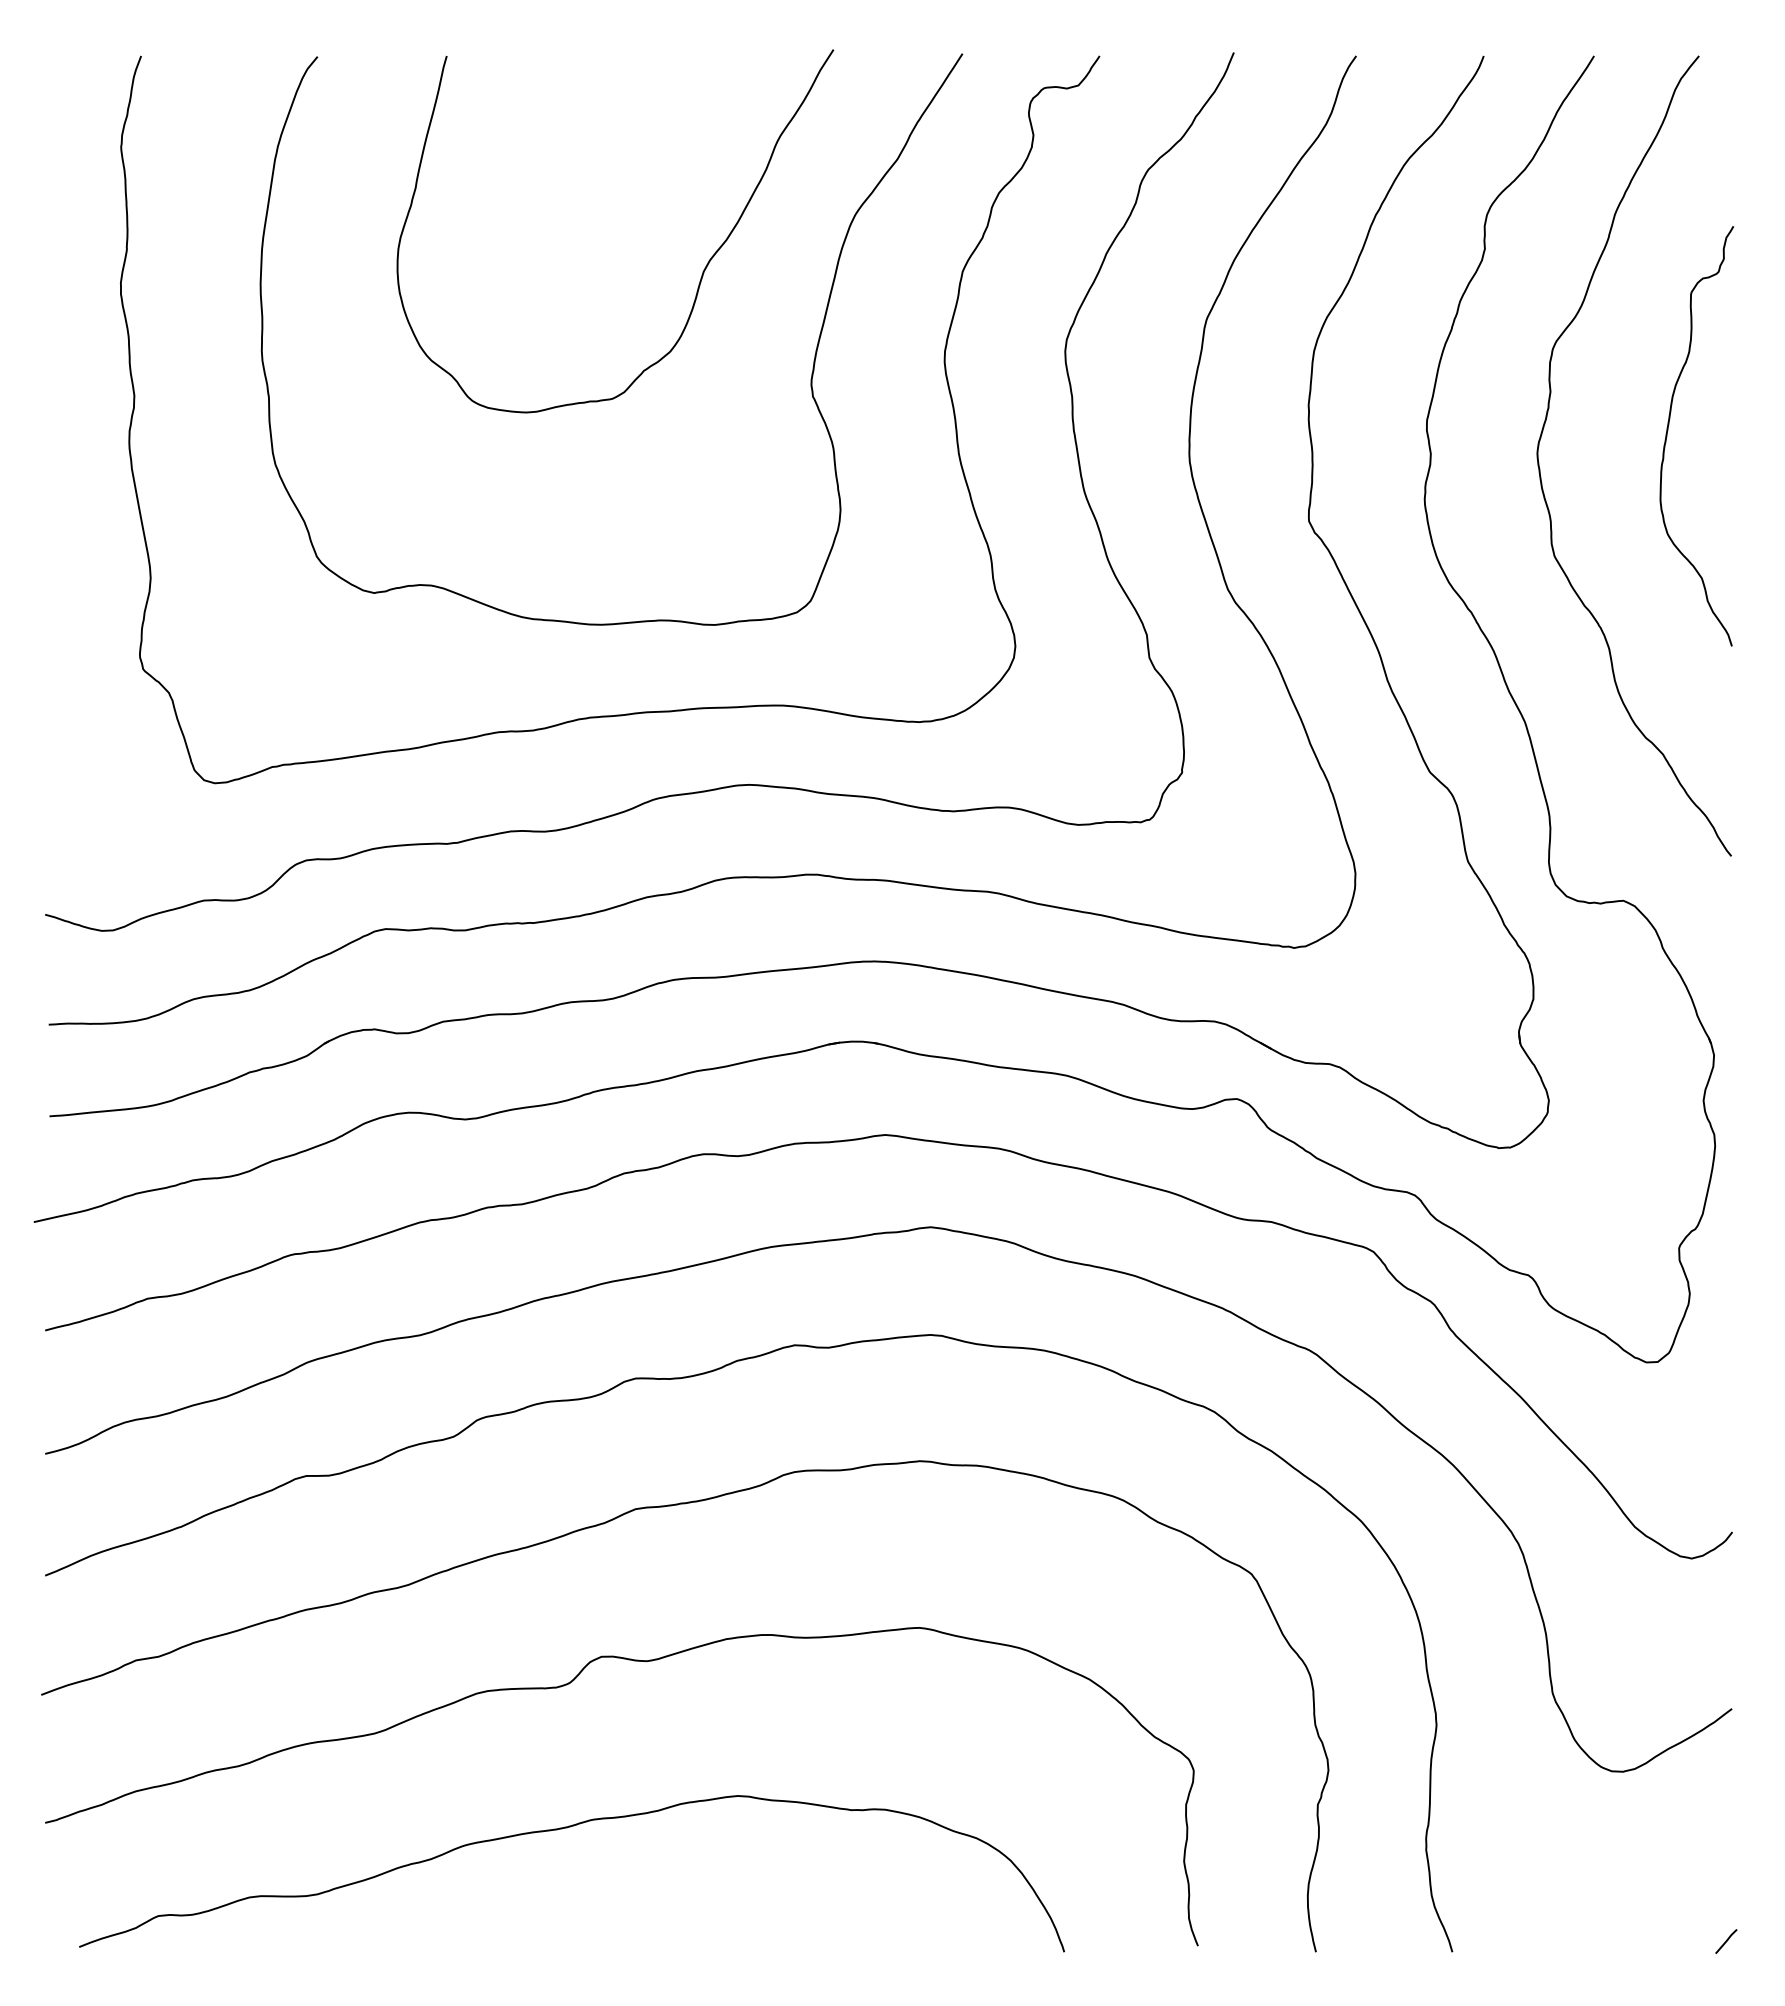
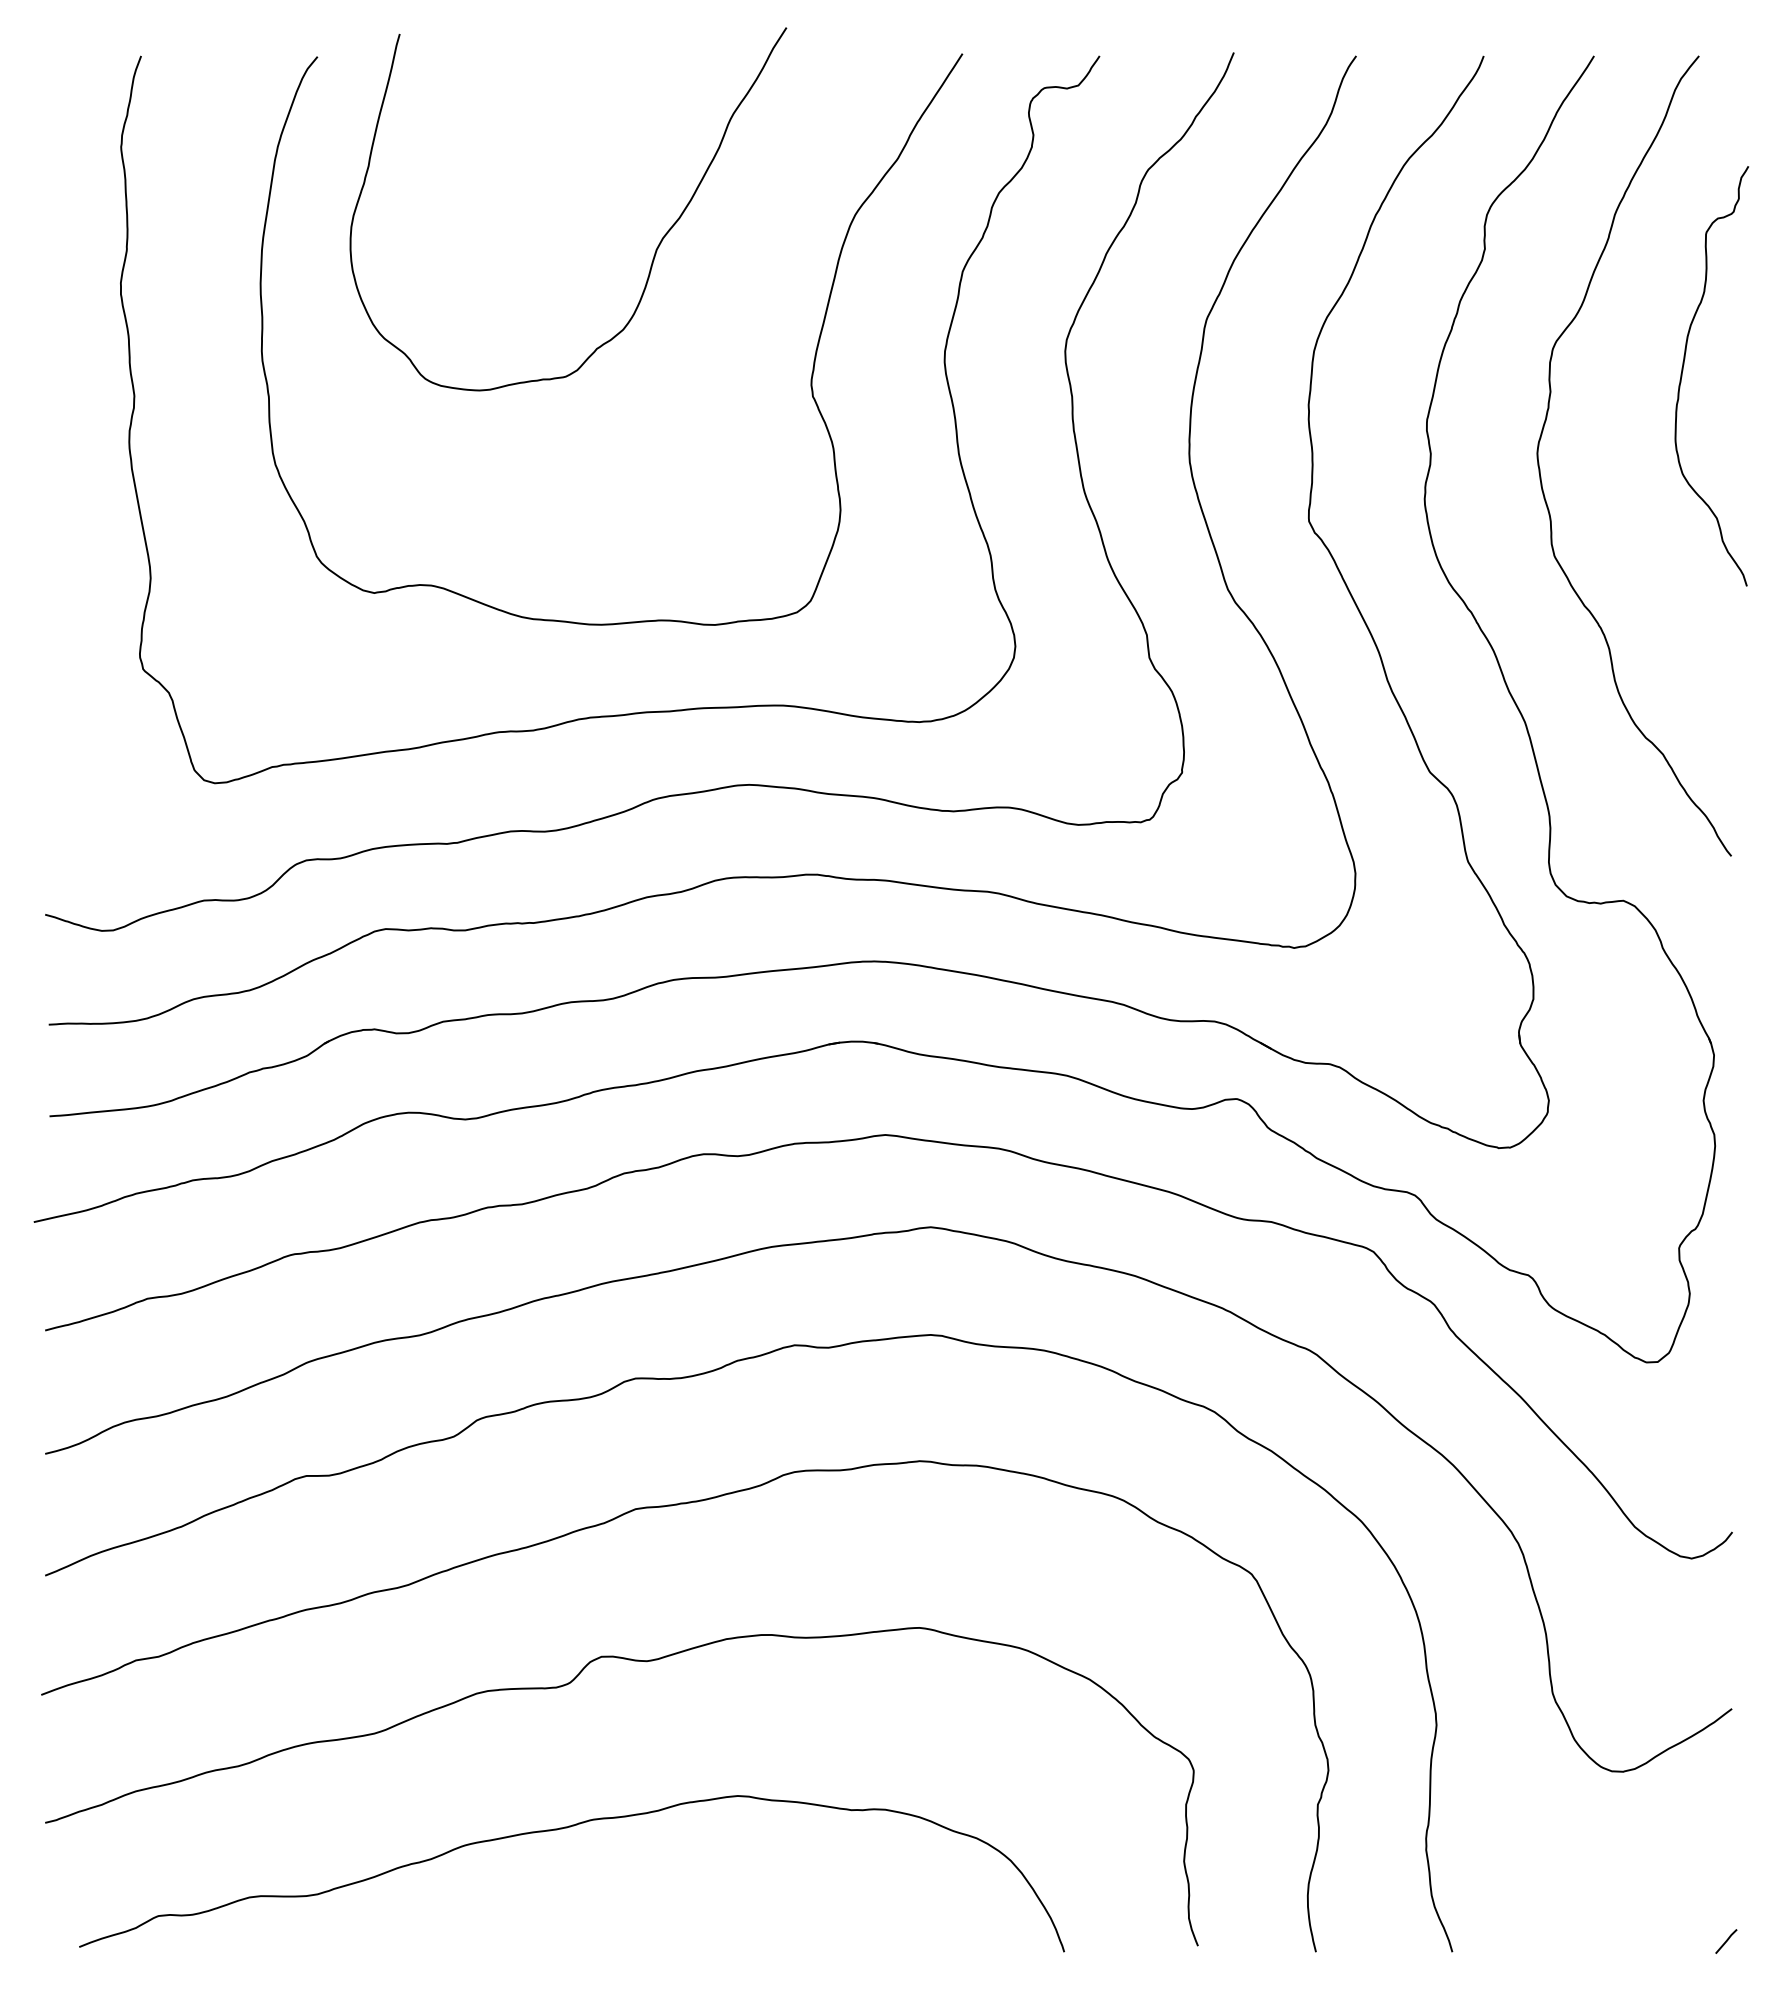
curve position: (702, 271) -> (655, 249) (655, 249)
curve position: (1668, 430) -> (1683, 370) (1683, 370)
